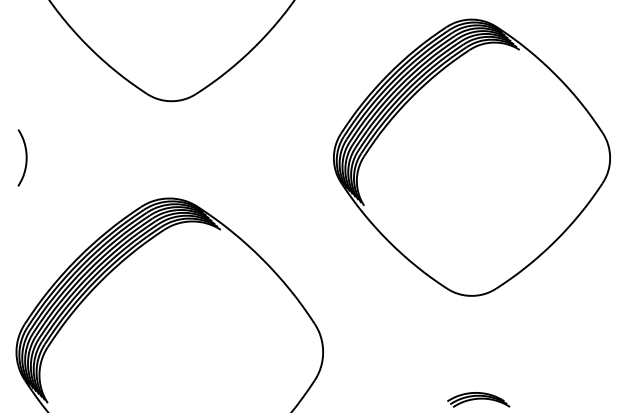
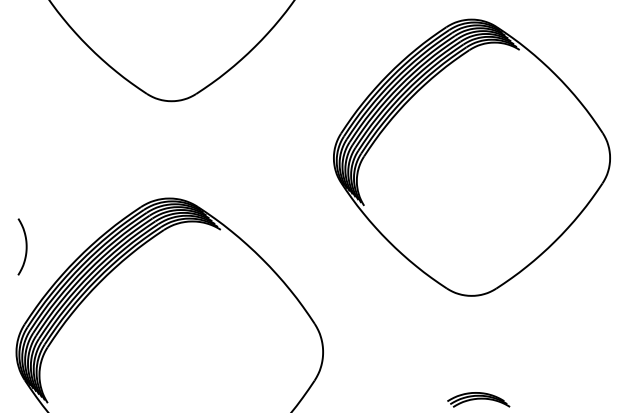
curve position: (25, 157) -> (25, 246) (25, 246)
